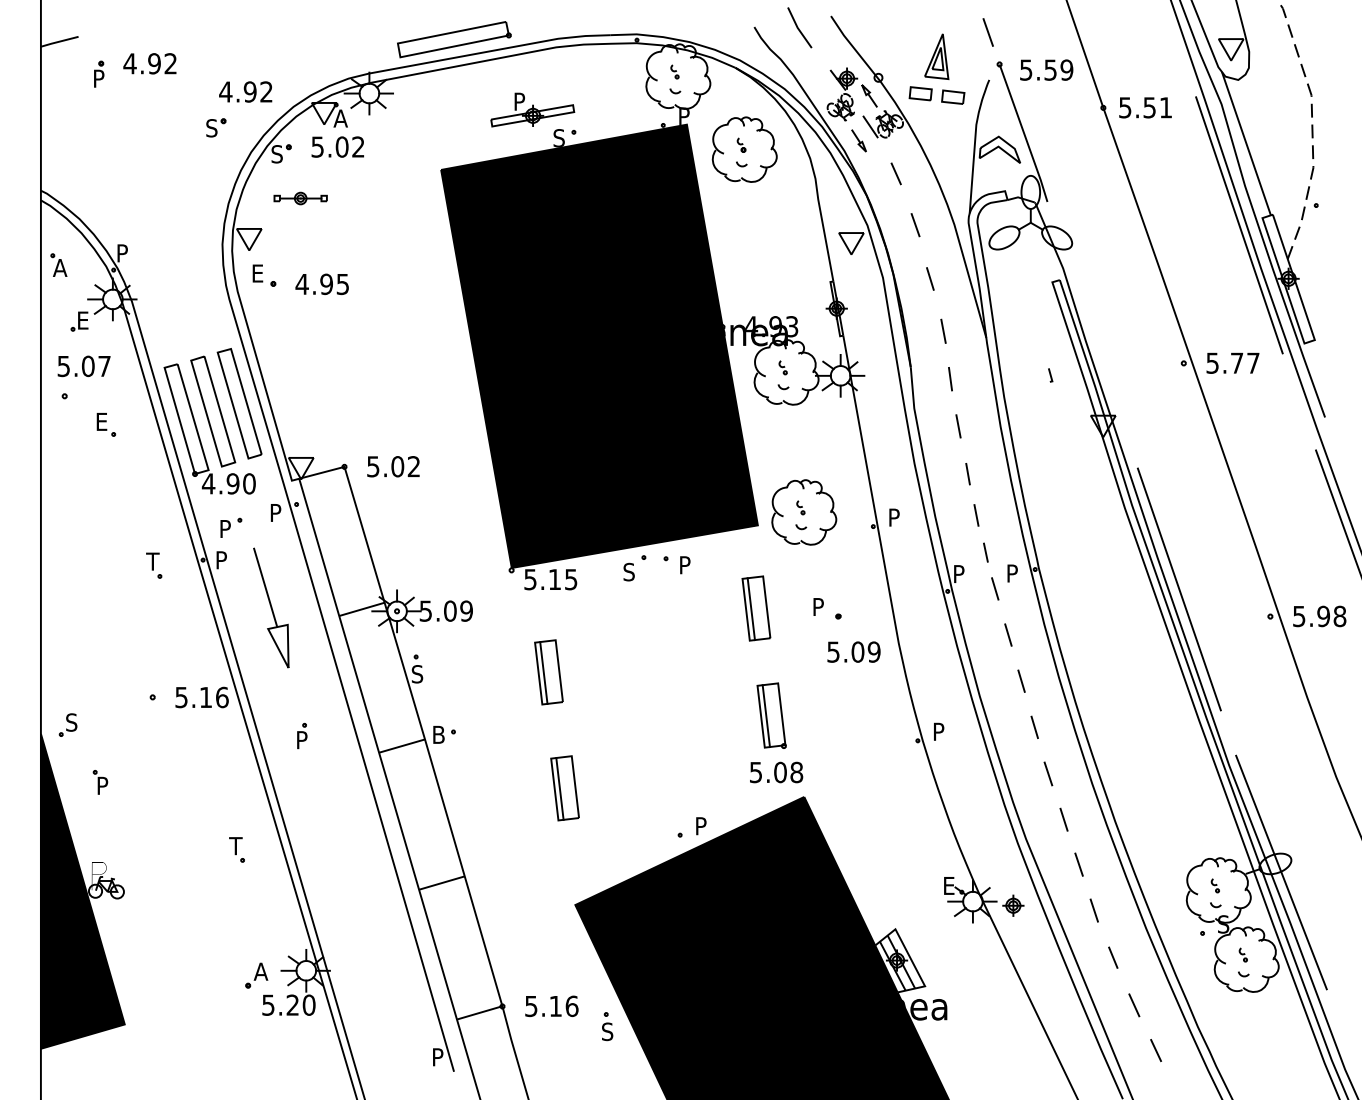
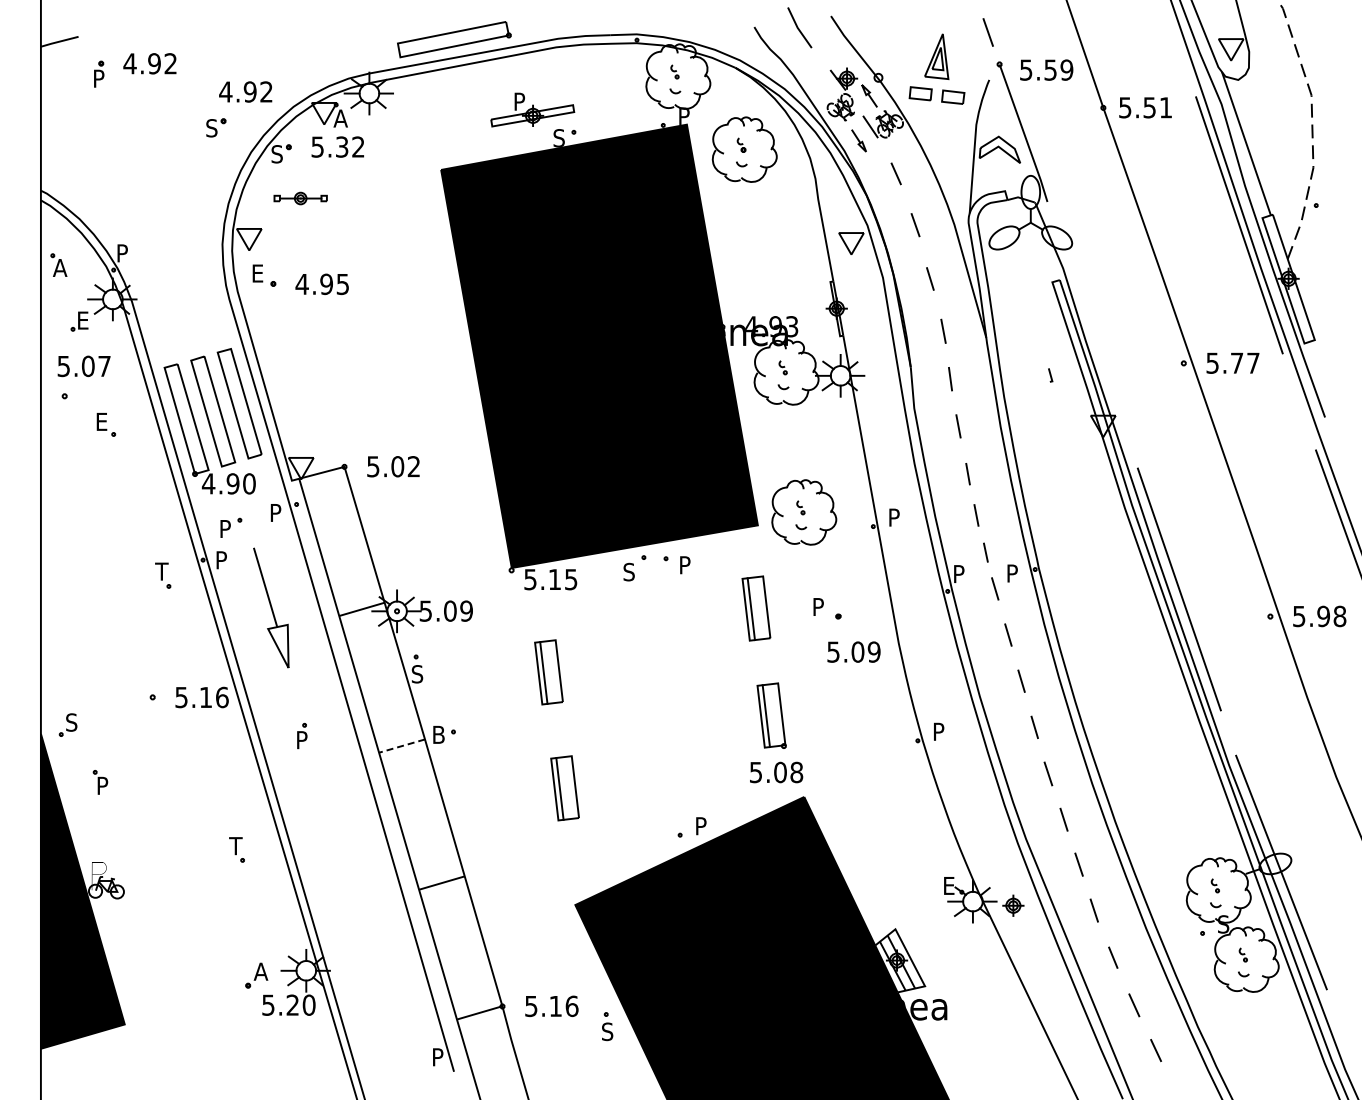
text: 5.02 -> 5.32 (341, 146)
part position: (154, 565) -> (163, 575) (163, 575)
line: solid -> dashed (402, 746)
